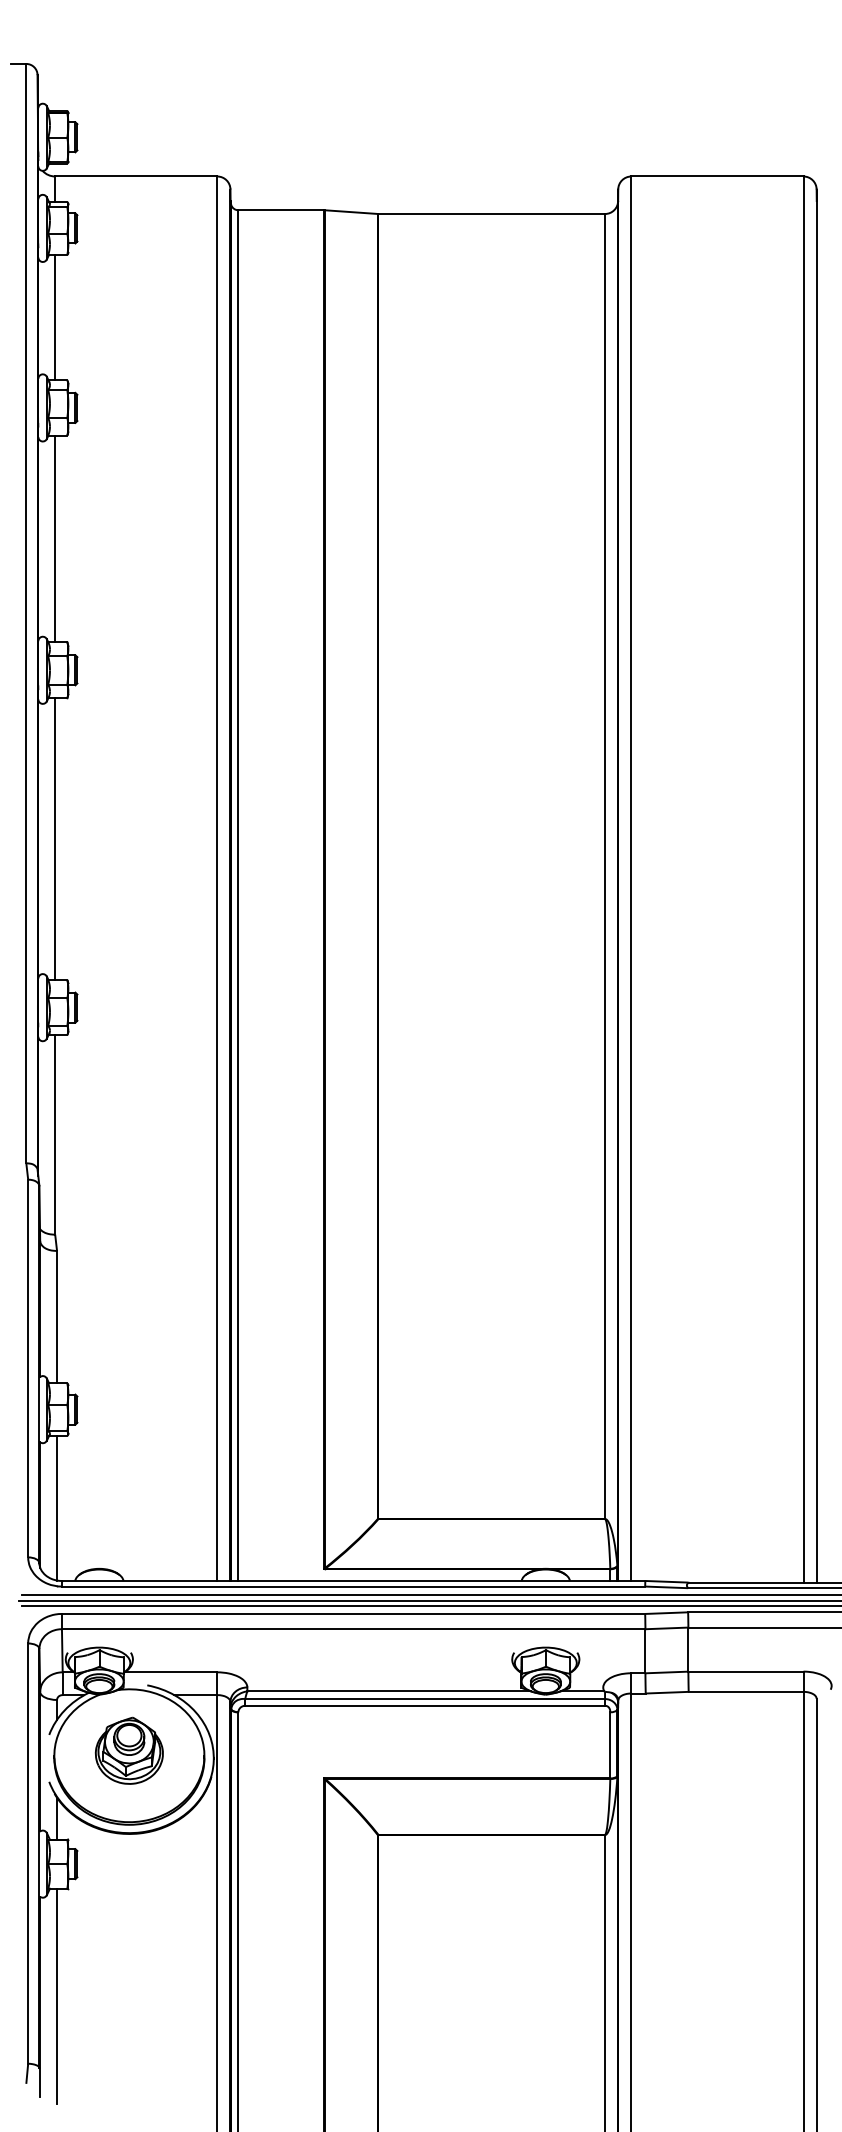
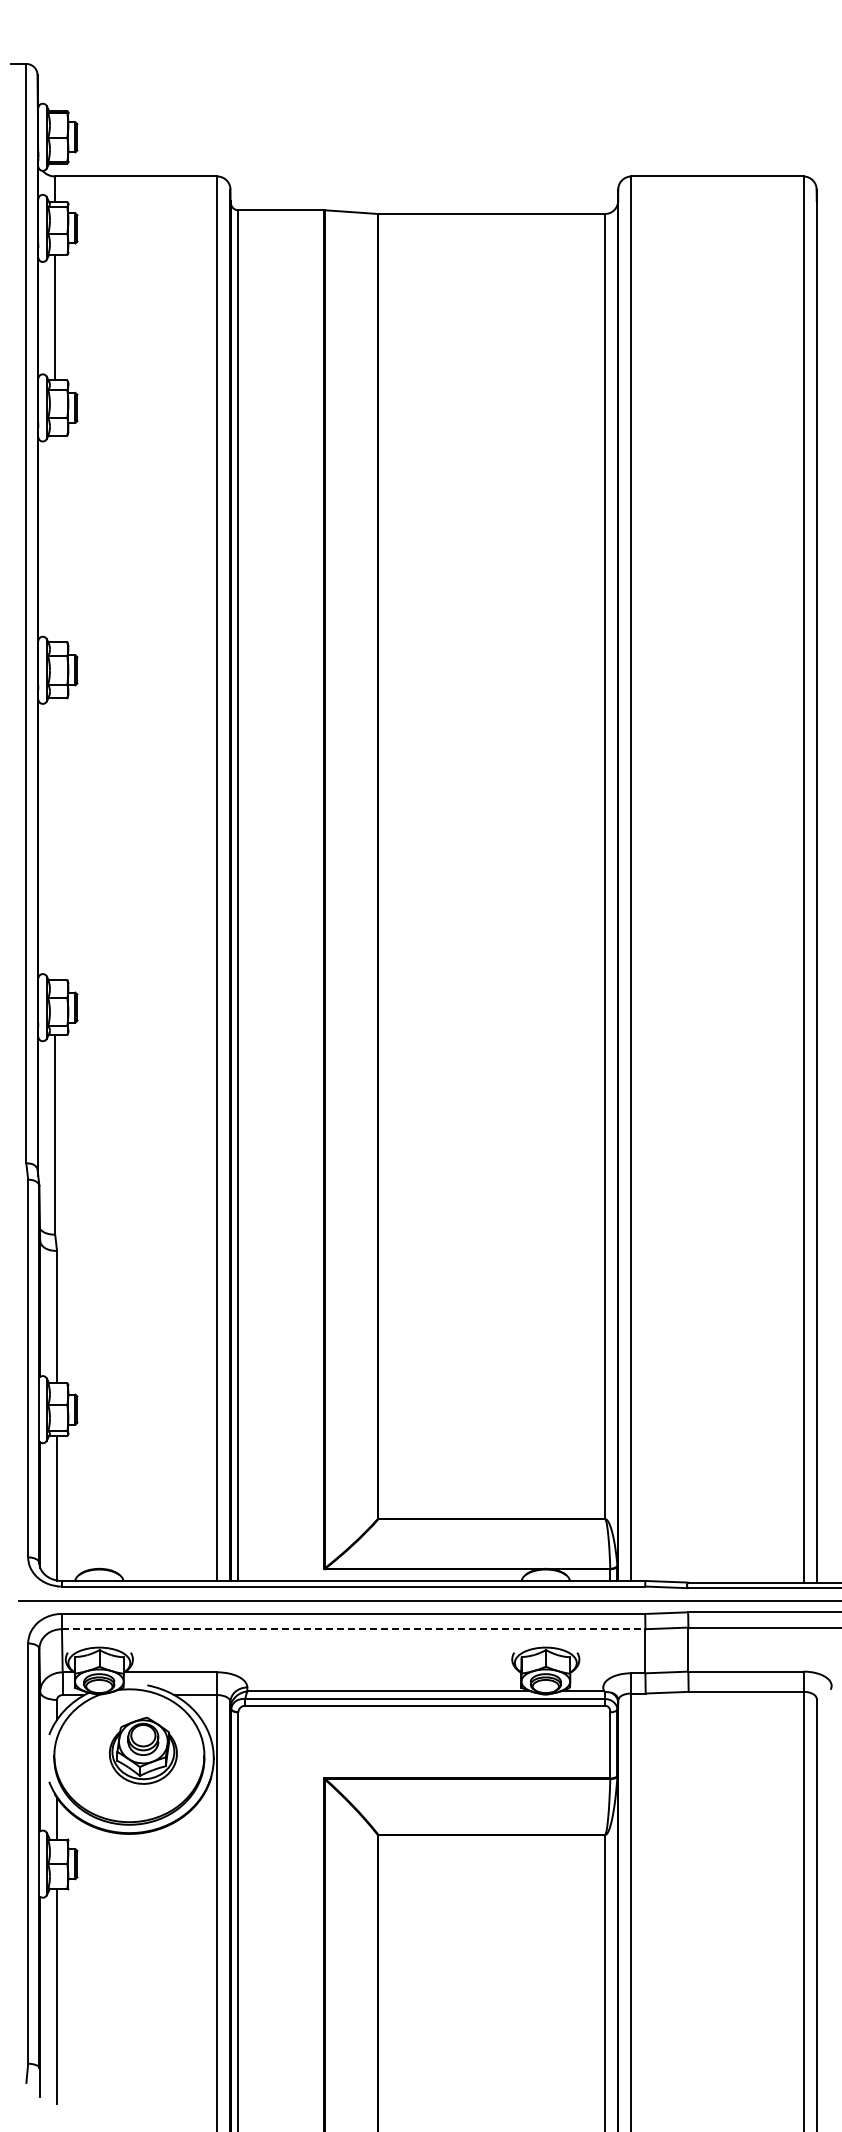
line: present -> none (55, 538)
line: present -> none (55, 838)
line: present -> none (429, 1594)
line: present -> none (429, 1605)
line: solid -> dashed (353, 1629)
part position: (128, 1750) -> (142, 1750) (142, 1750)
